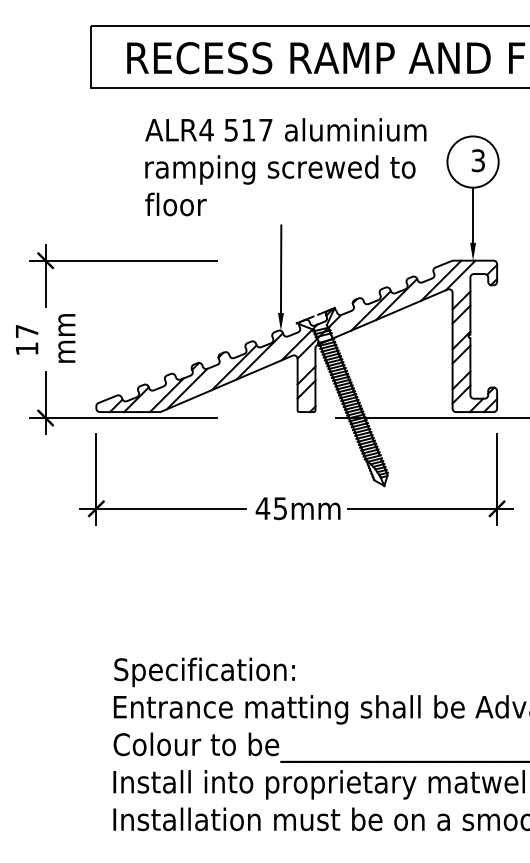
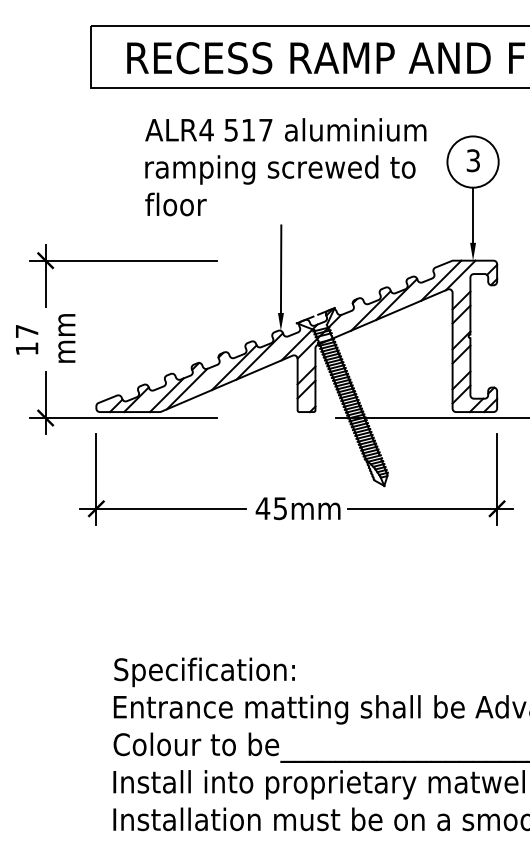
text position: (477, 160) -> (472, 160) (472, 160)
